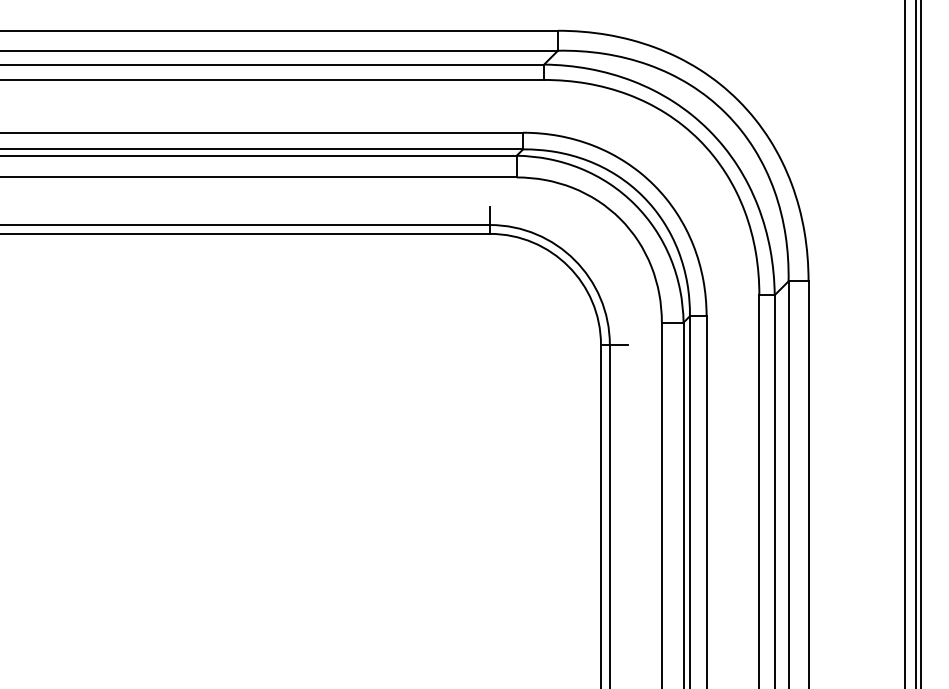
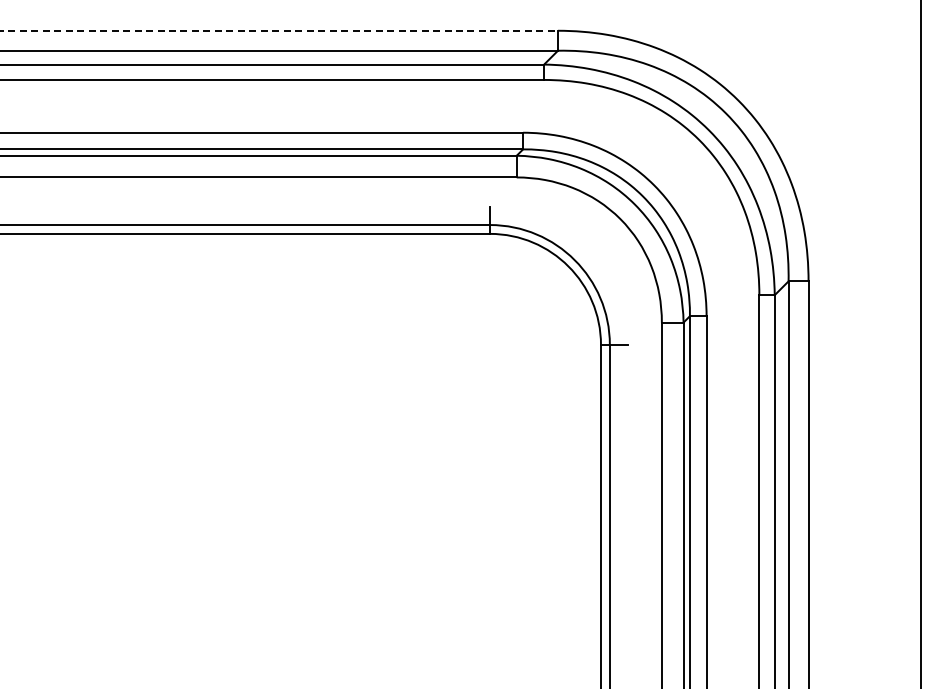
line: solid -> dashed (279, 30)
line: present -> none (904, 343)
line: present -> none (916, 343)
